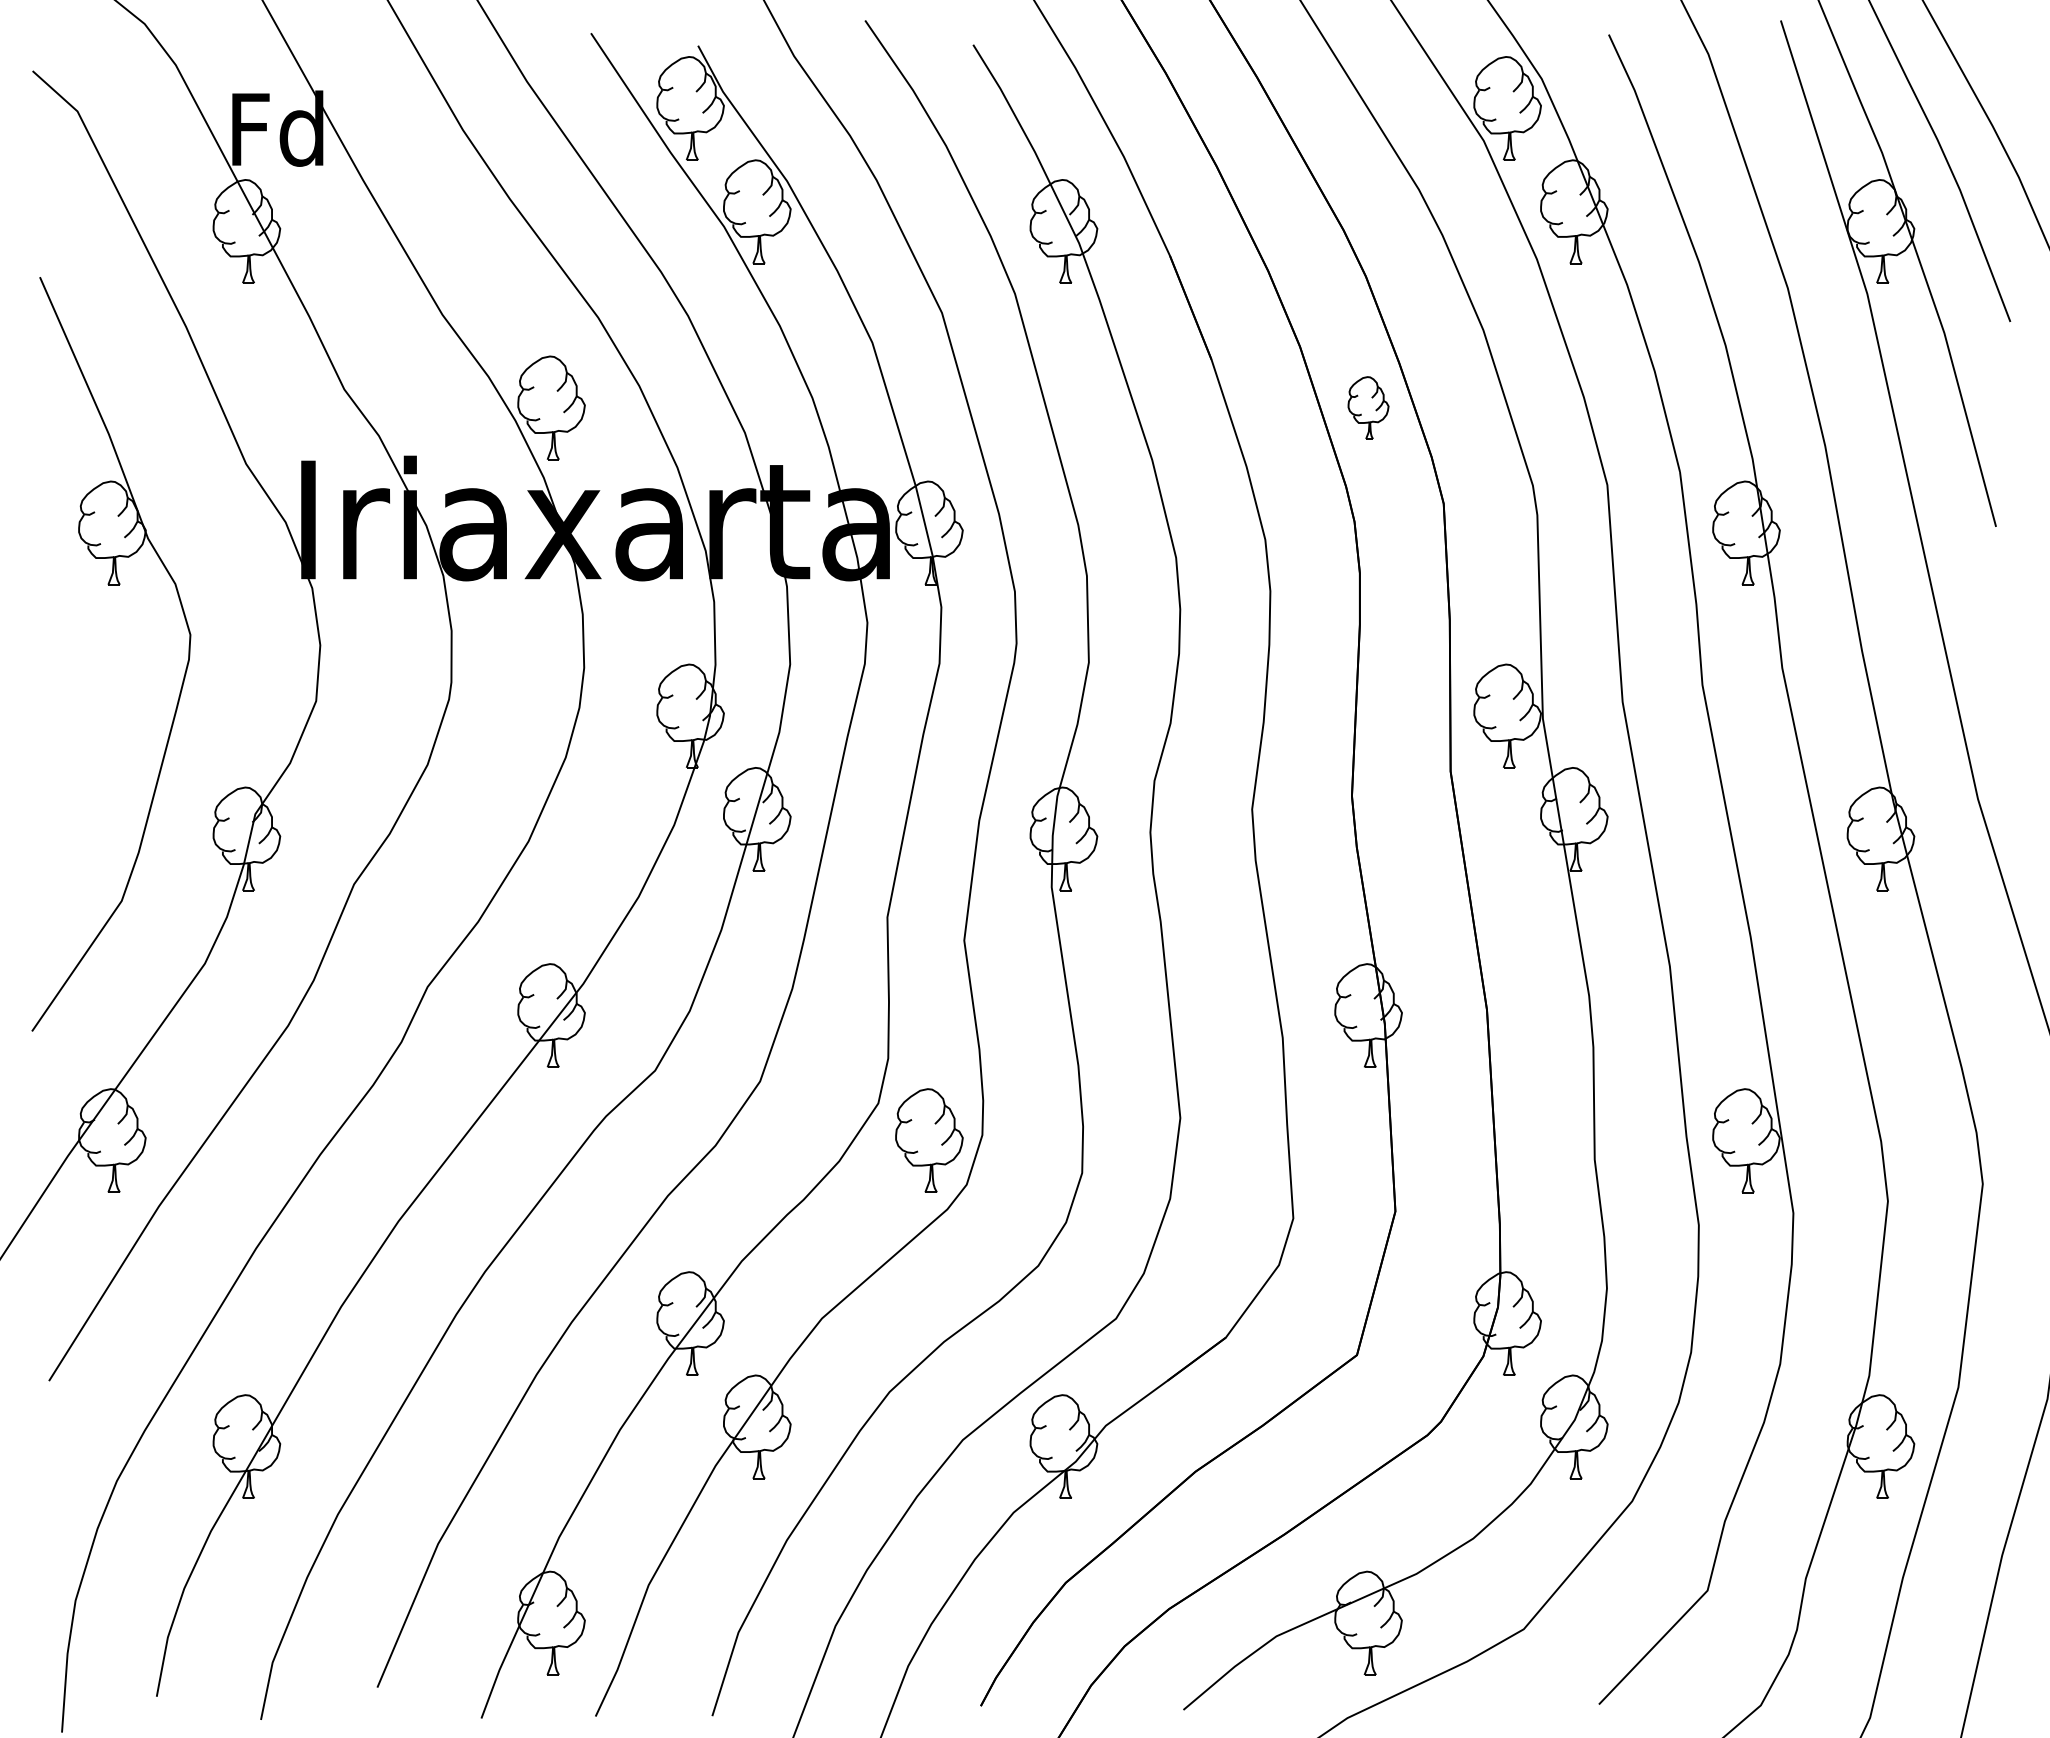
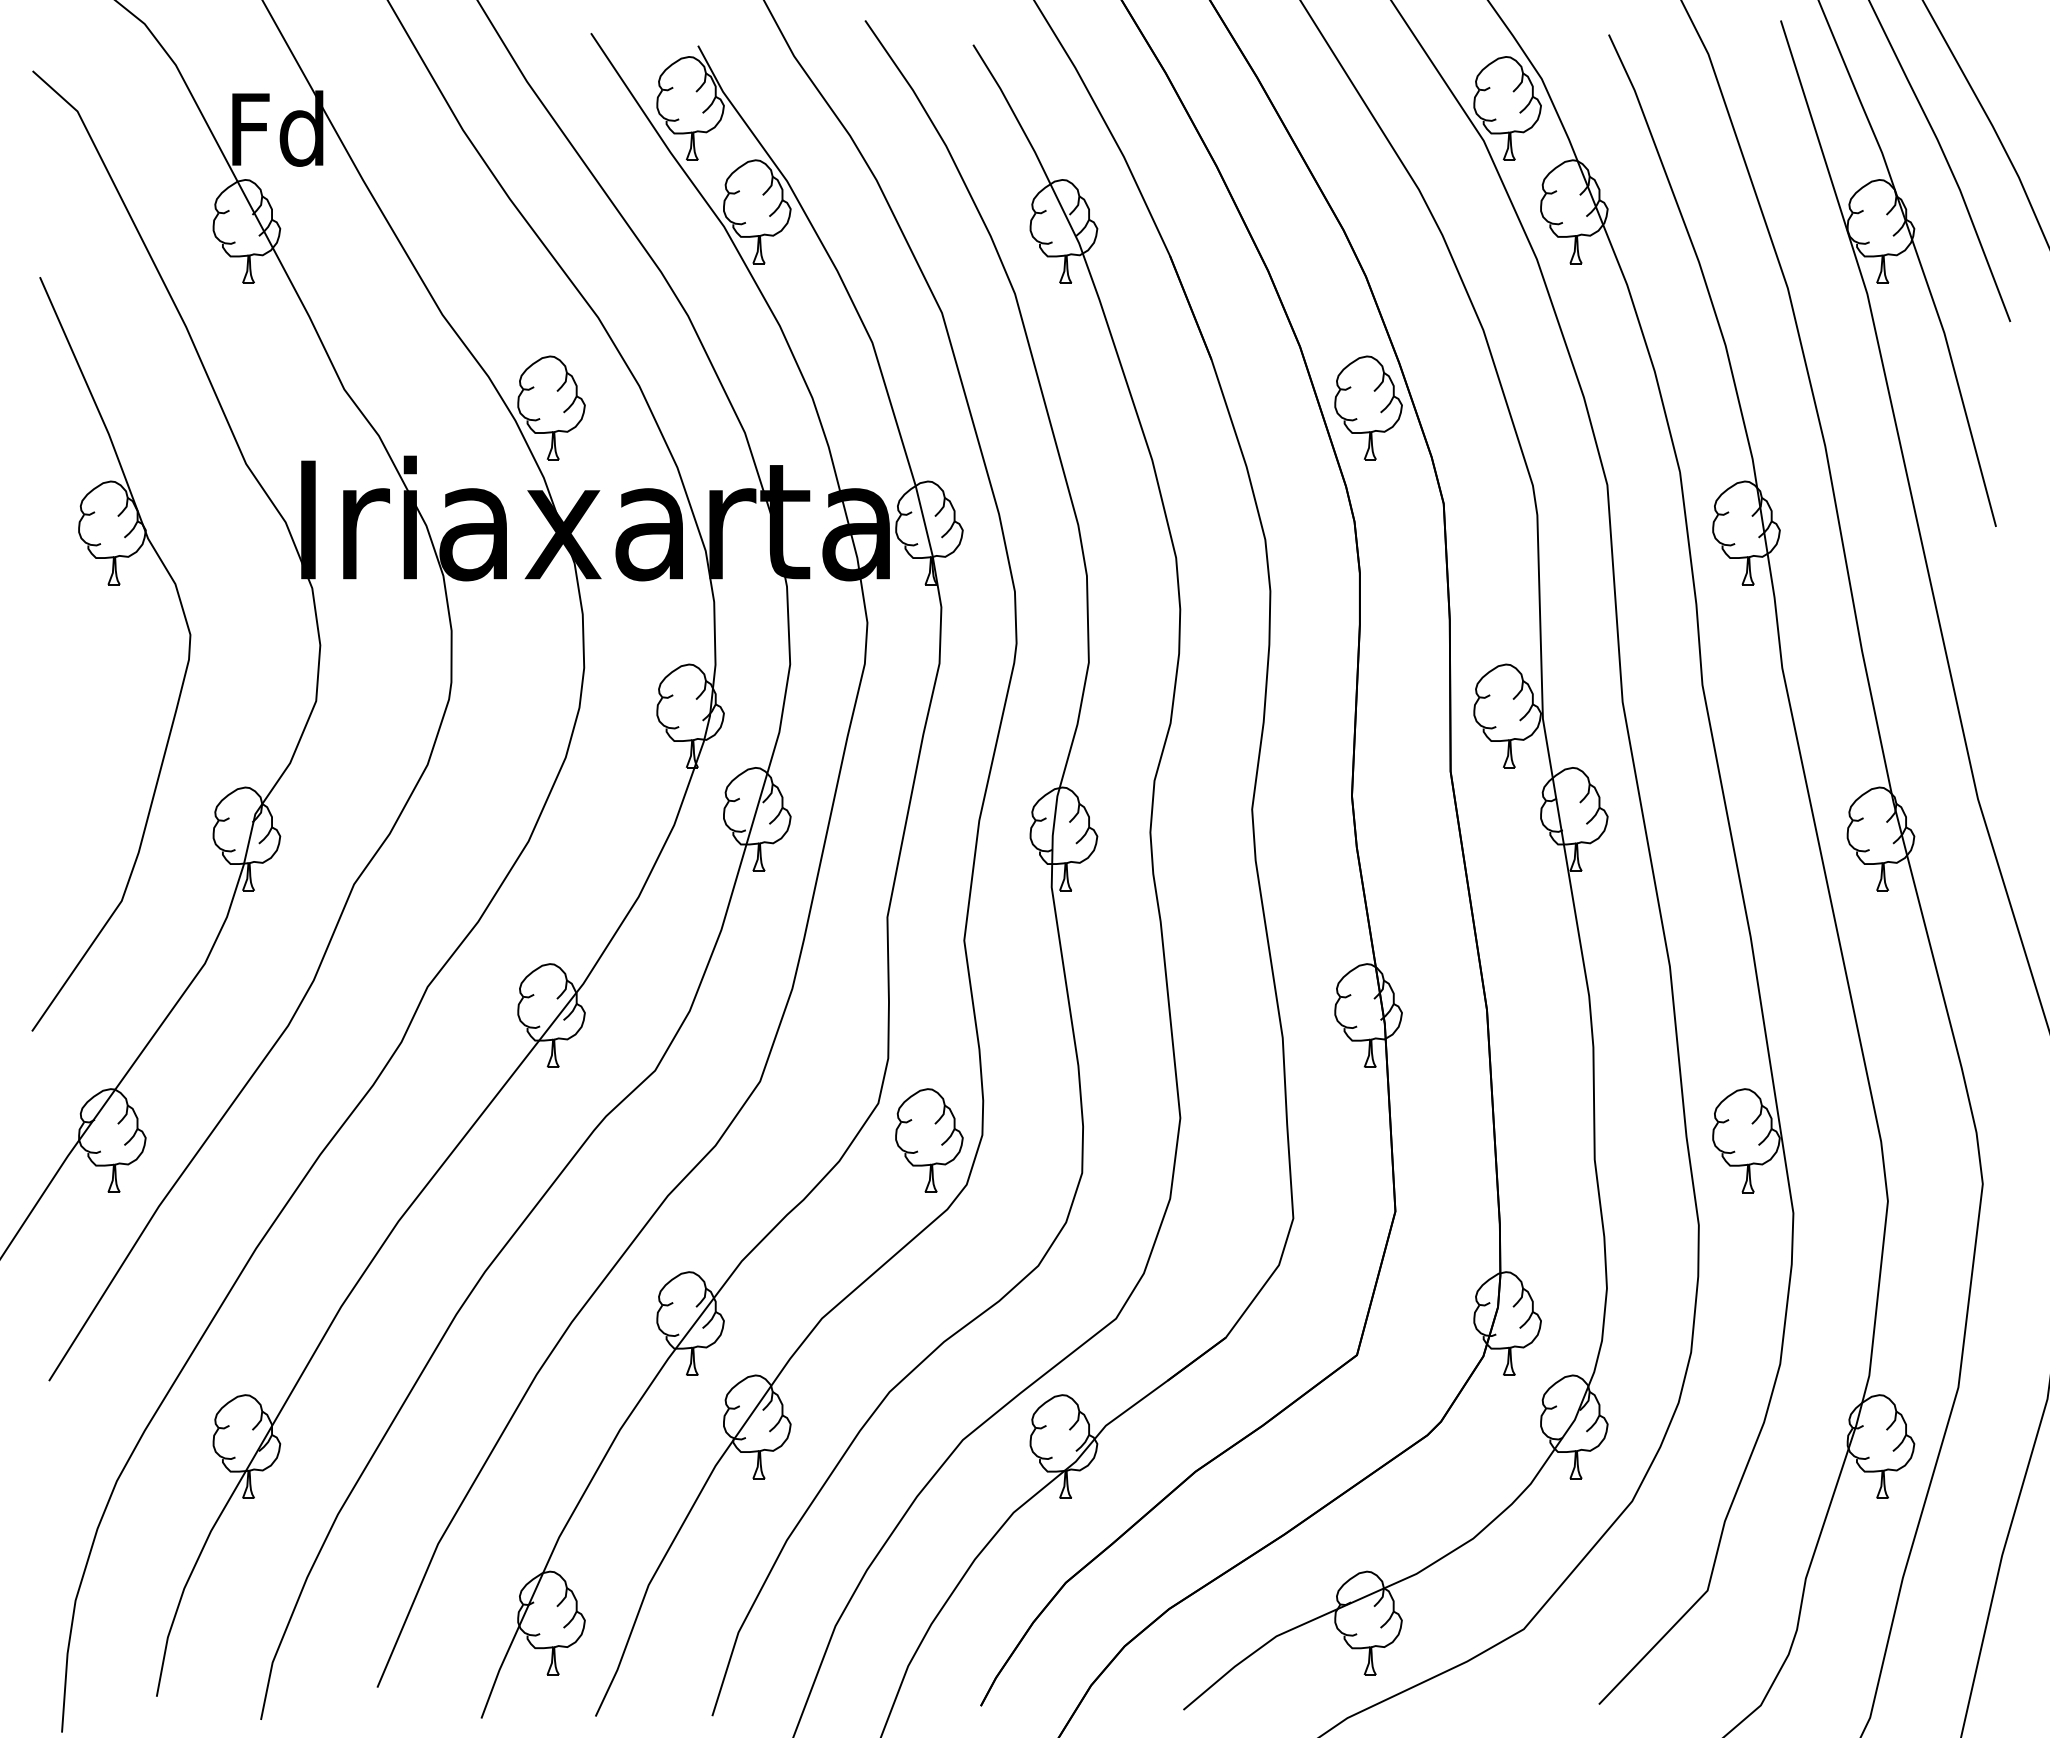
part size: 43x64 px -> 69x106 px (1368, 407)
